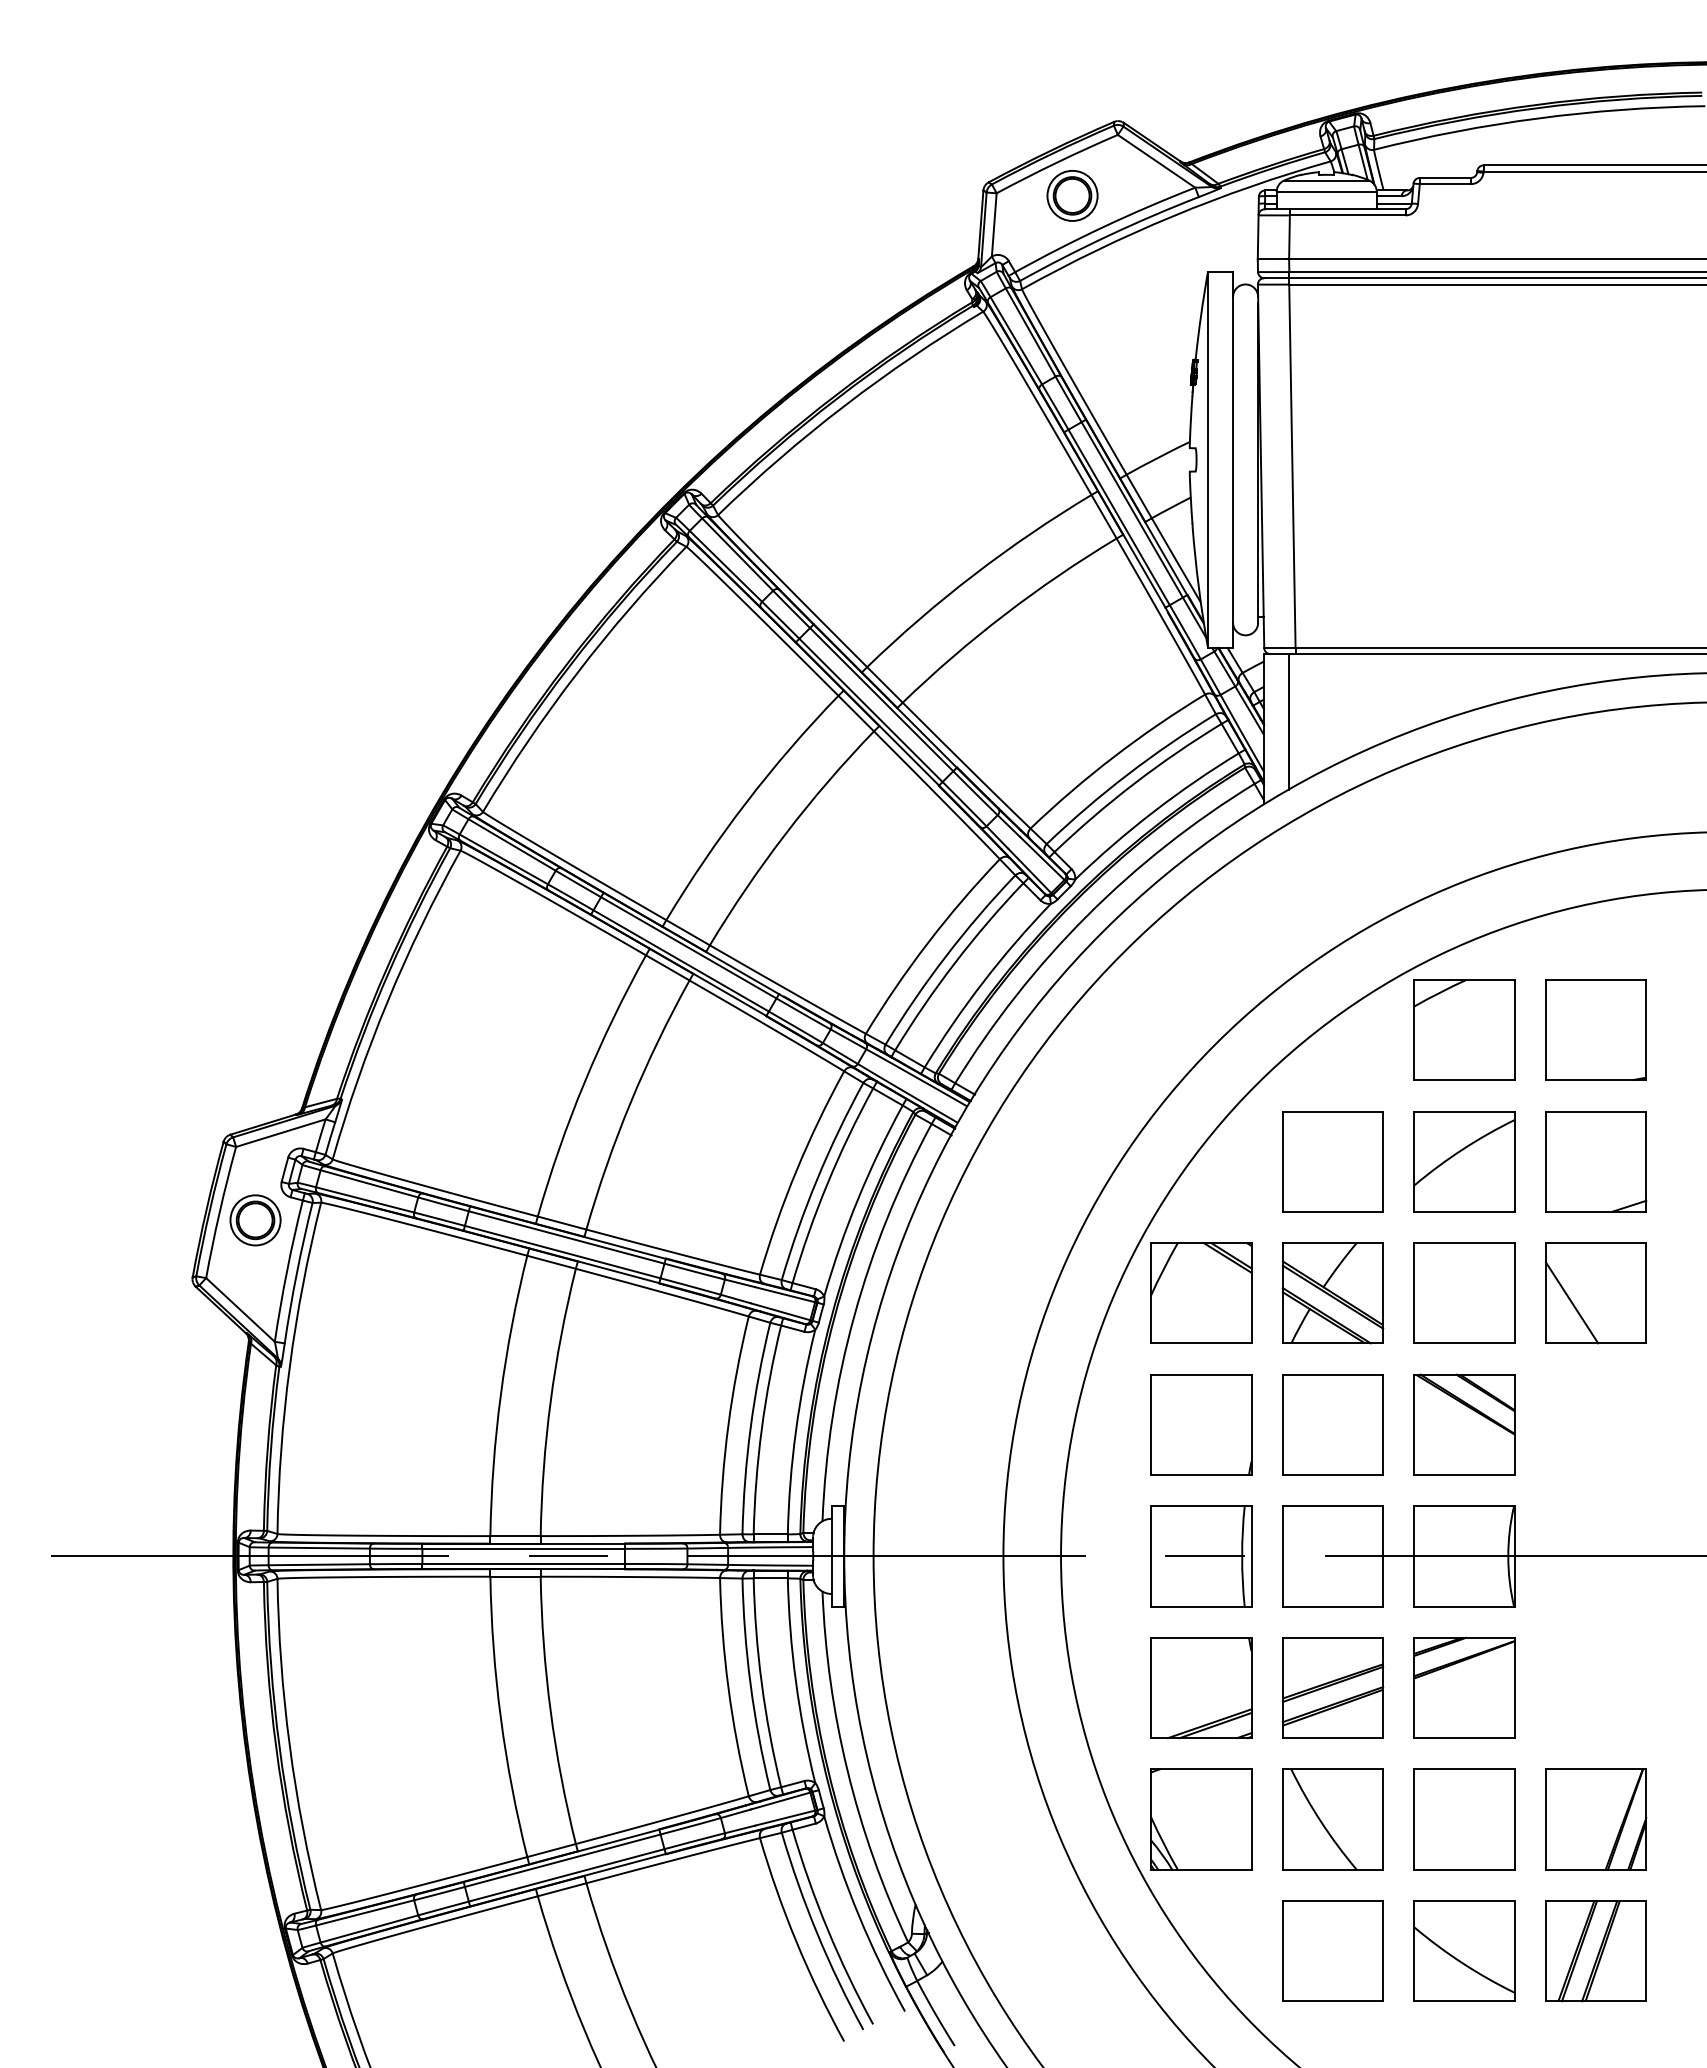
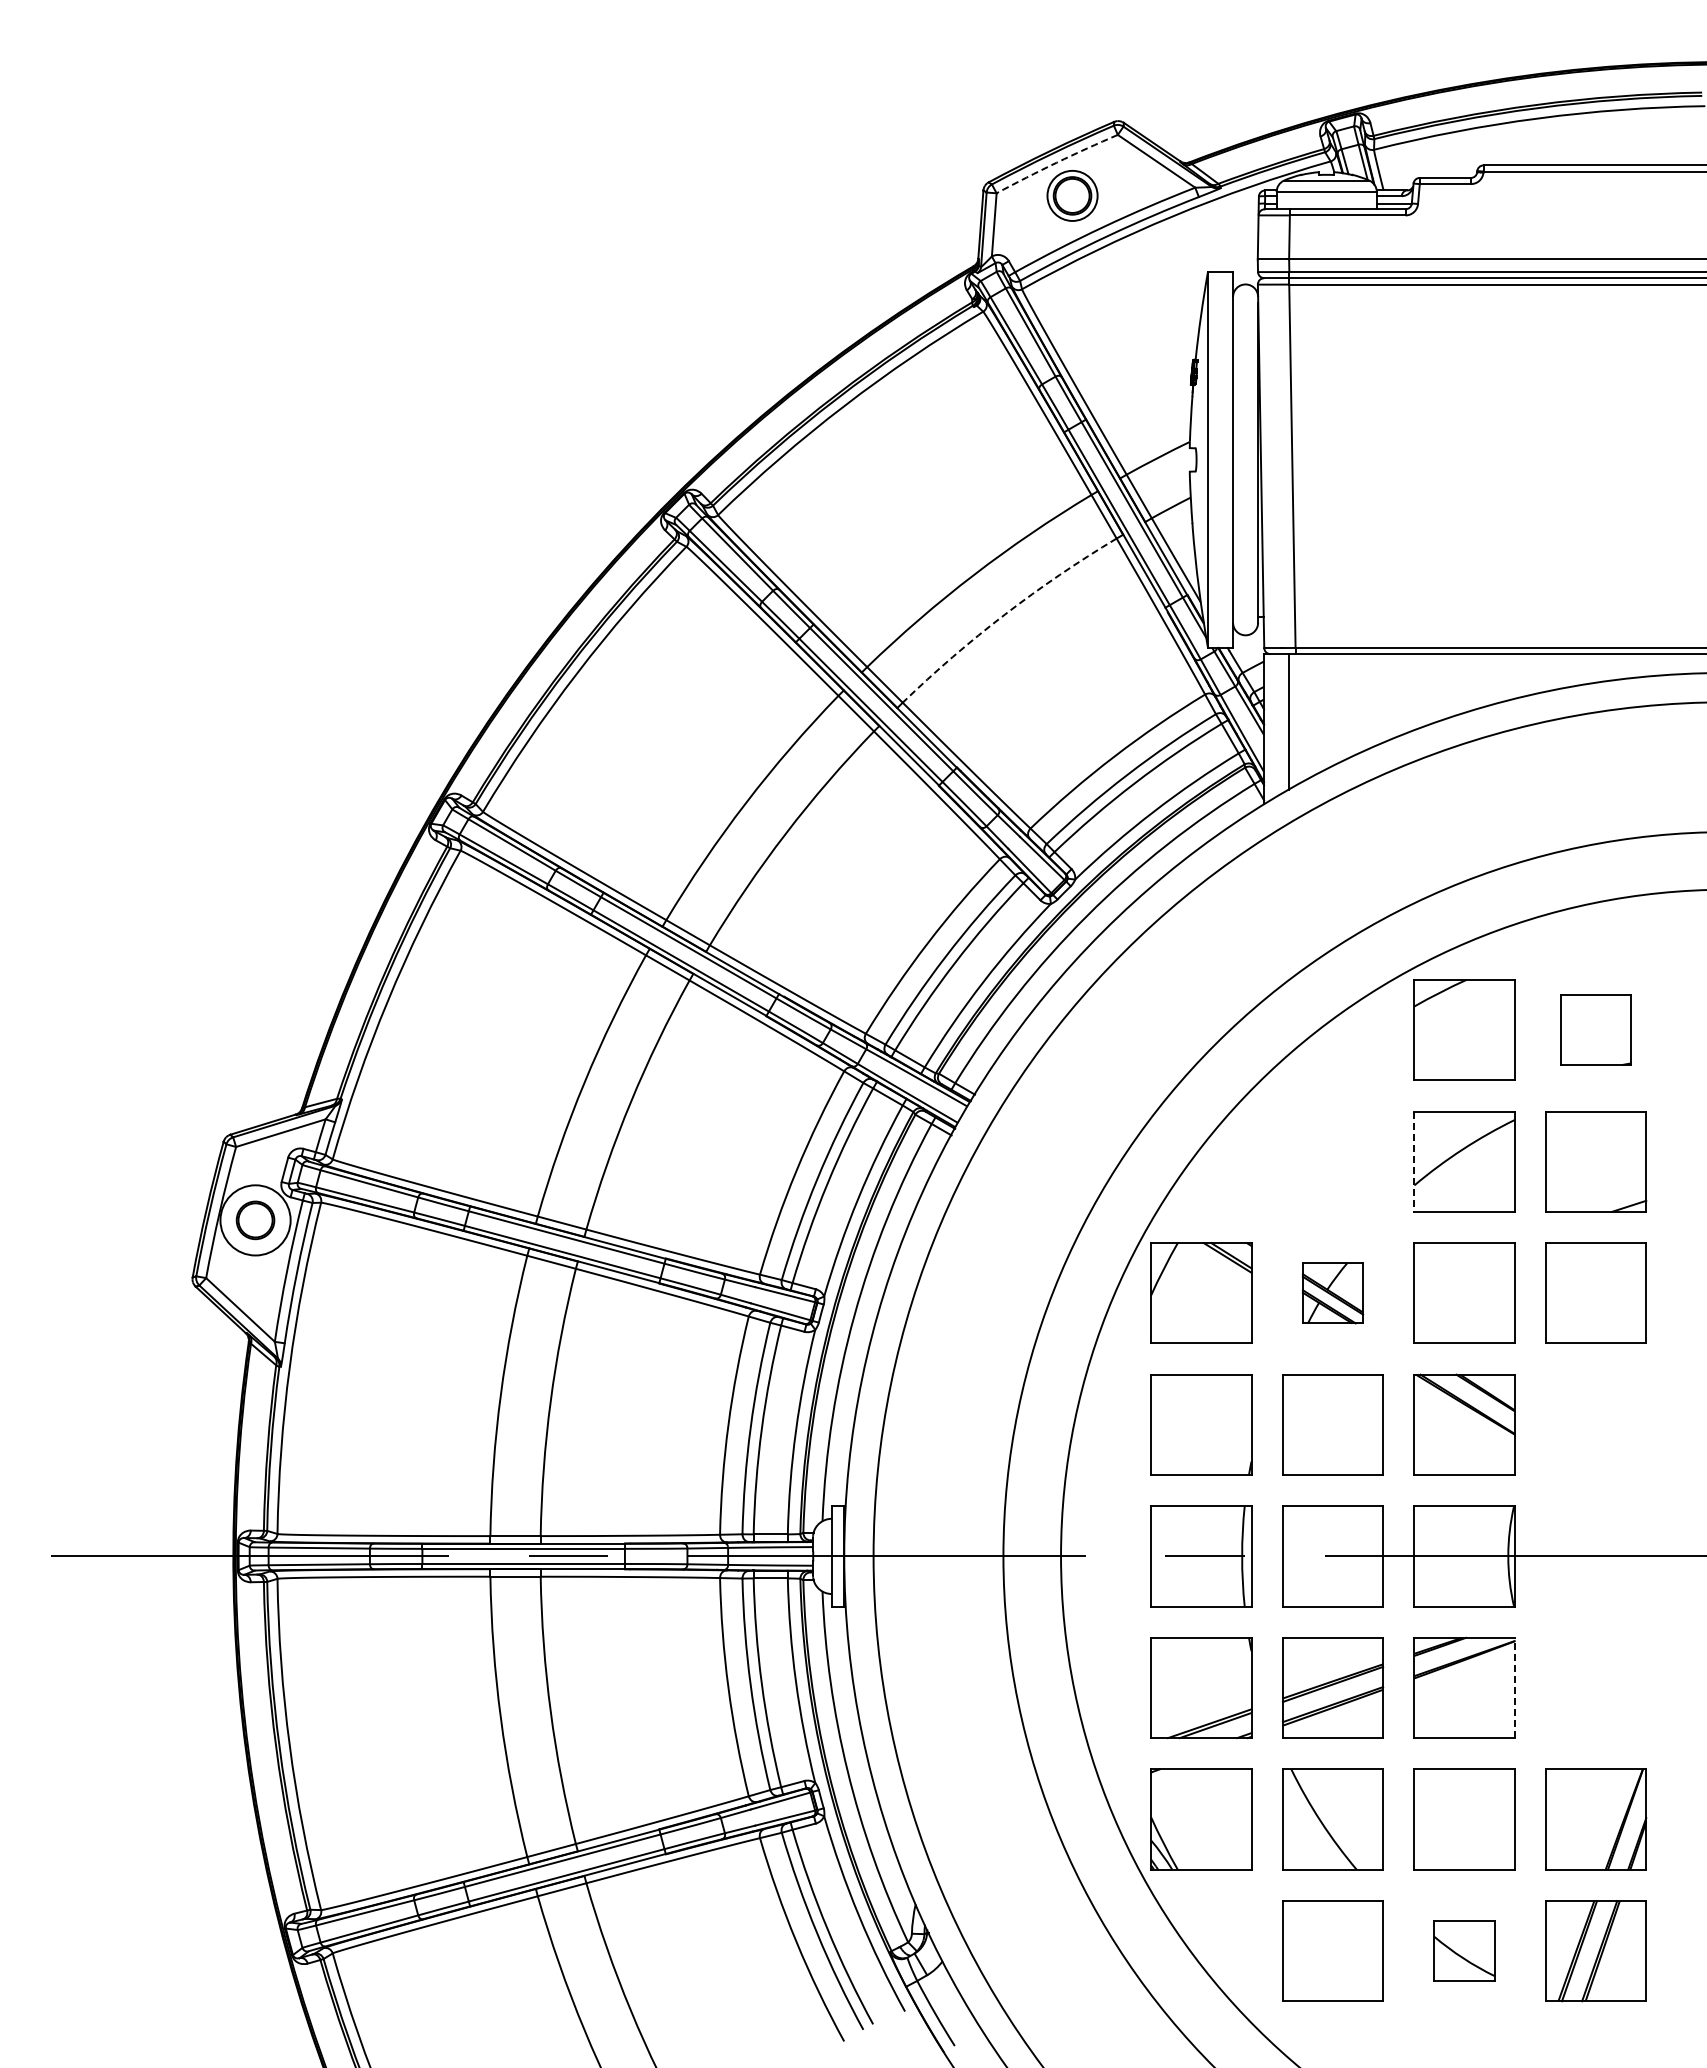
arc: solid -> dashed (1056, 162)
arc: solid -> dashed (1005, 614)
part size: 102x102 px -> 72x72 px (1595, 1029)
part: present -> none (1332, 1161)
line: solid -> dashed (1414, 1162)
circle diameter: 50 px -> 70 px (255, 1220)
part size: 104x103 px -> 64x63 px (1332, 1293)
line: present -> none (1572, 1302)
line: solid -> dashed (1514, 1687)
part size: 103x102 px -> 63x62 px (1464, 1950)
